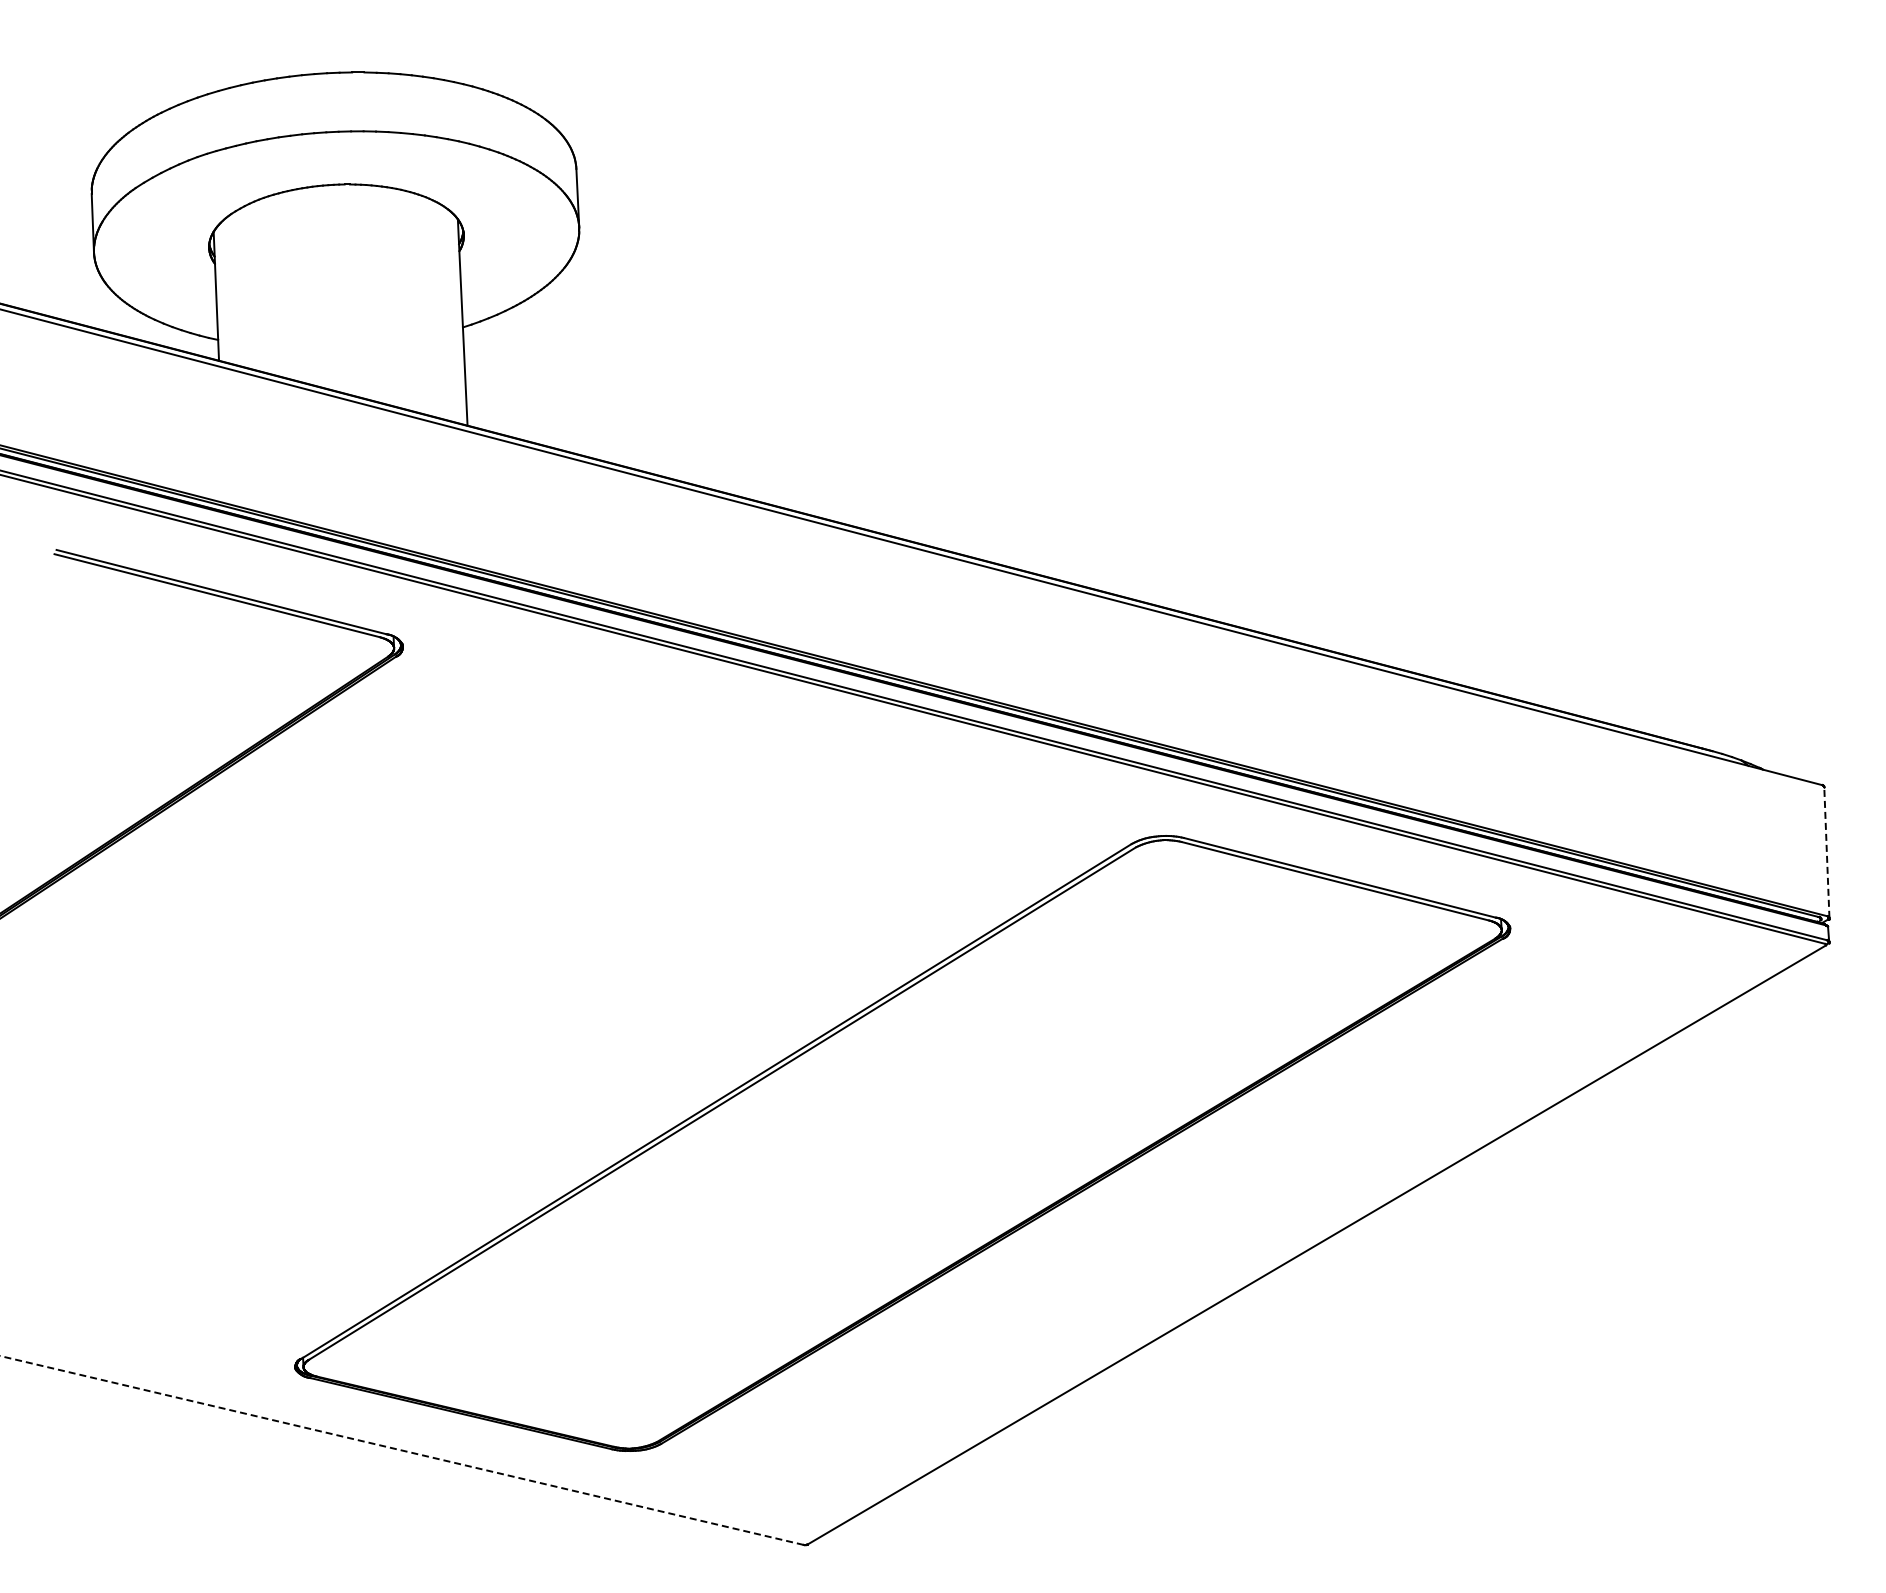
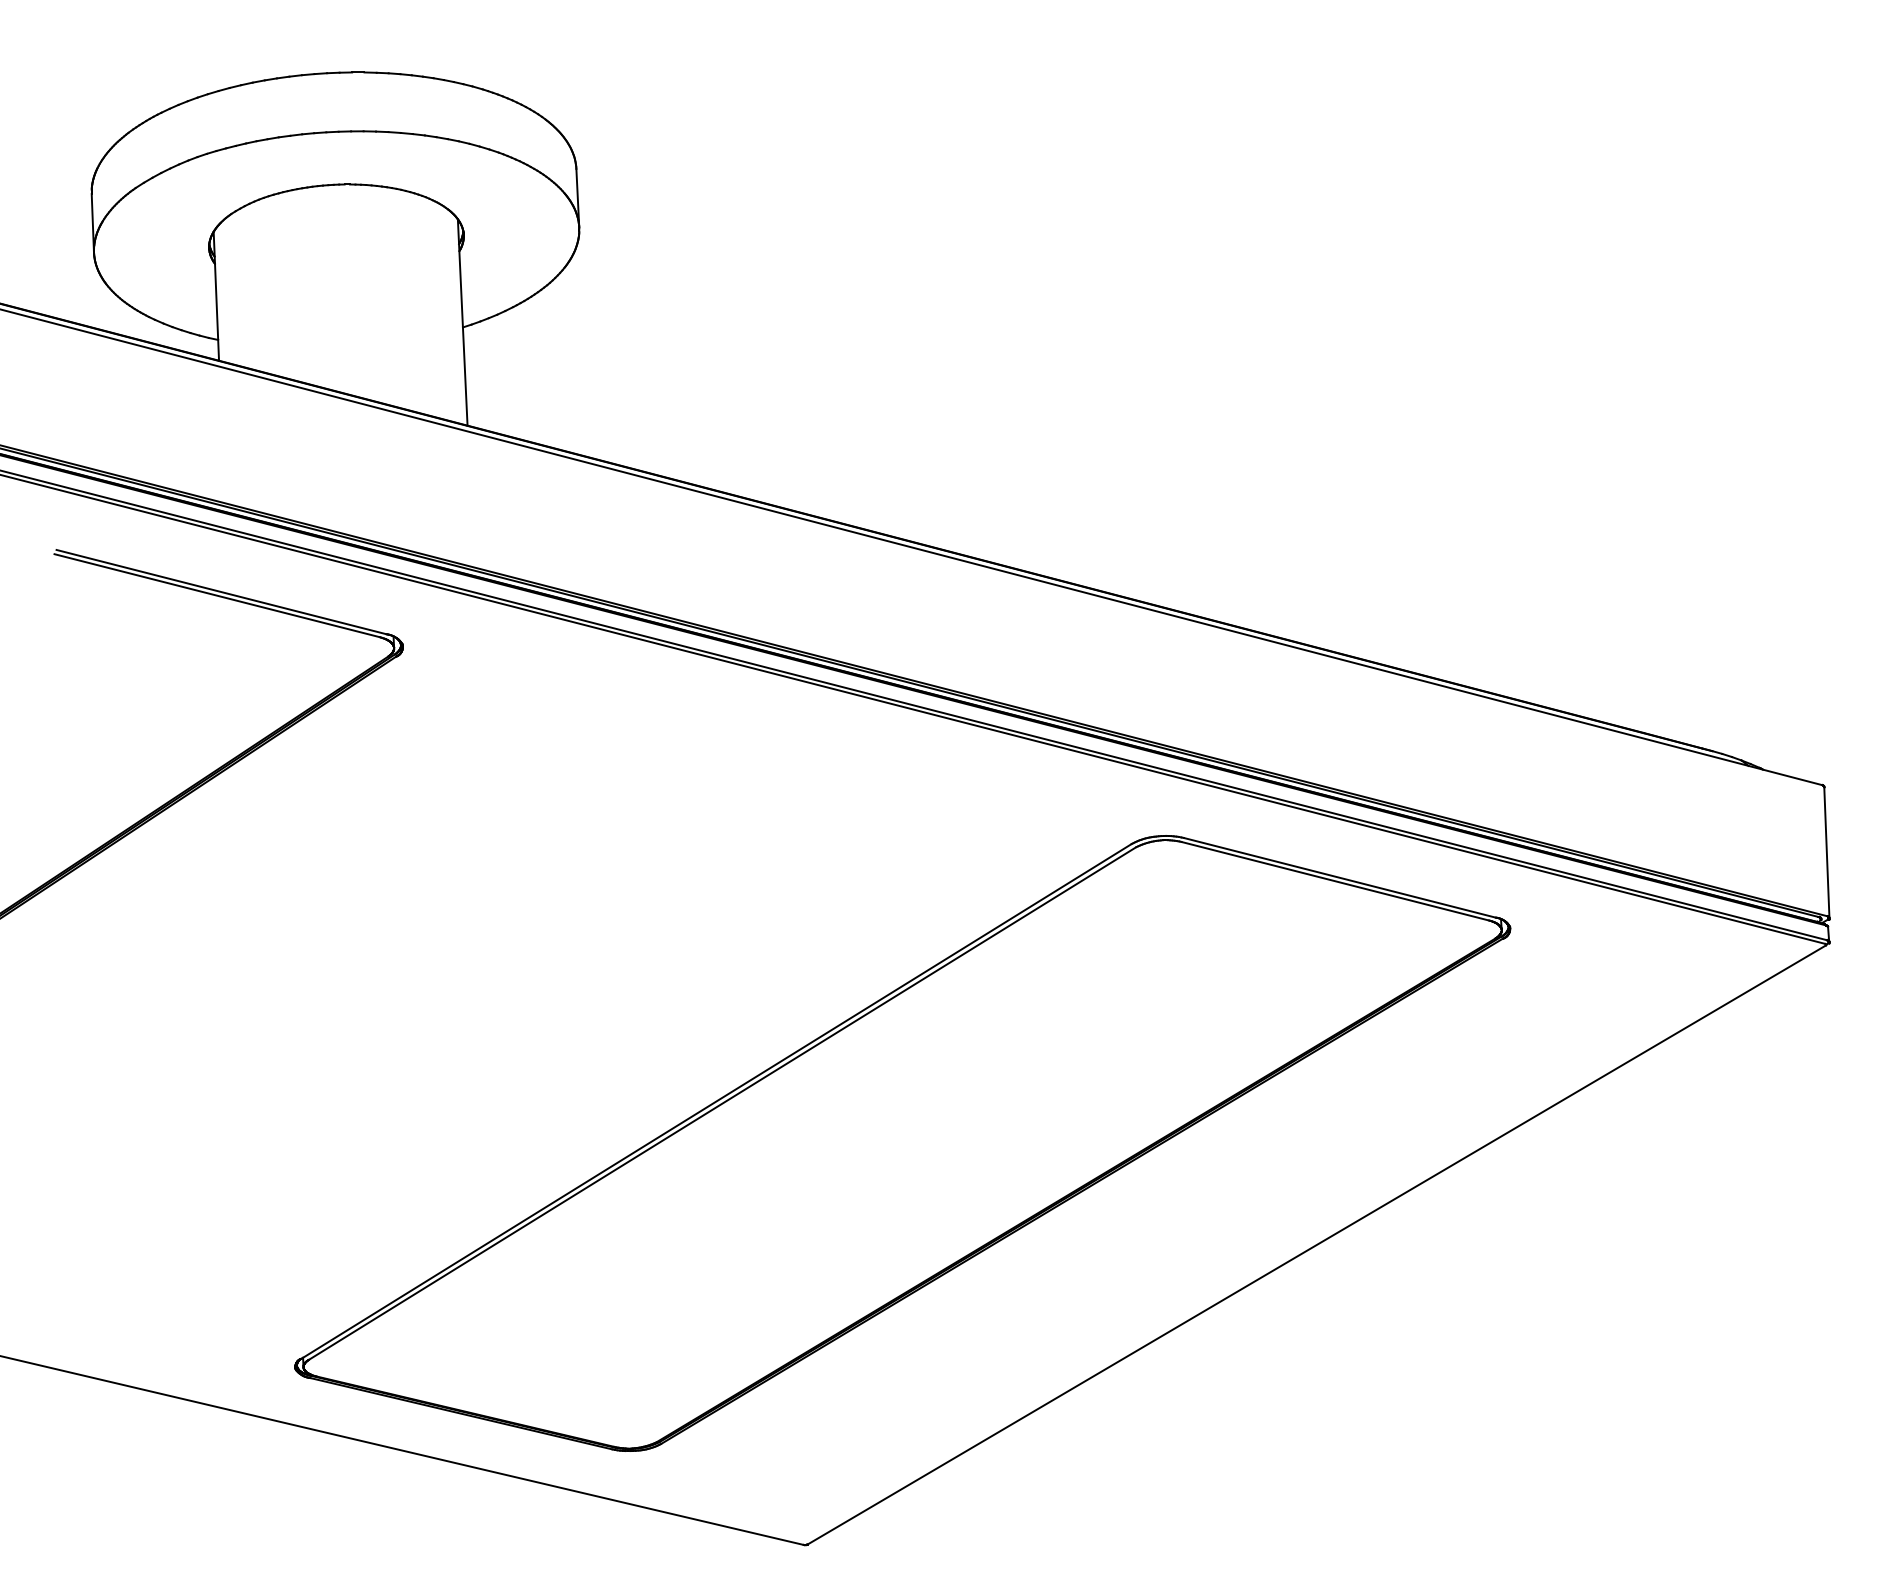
line: dashed -> solid (1826, 852)
line: dashed -> solid (401, 1450)
